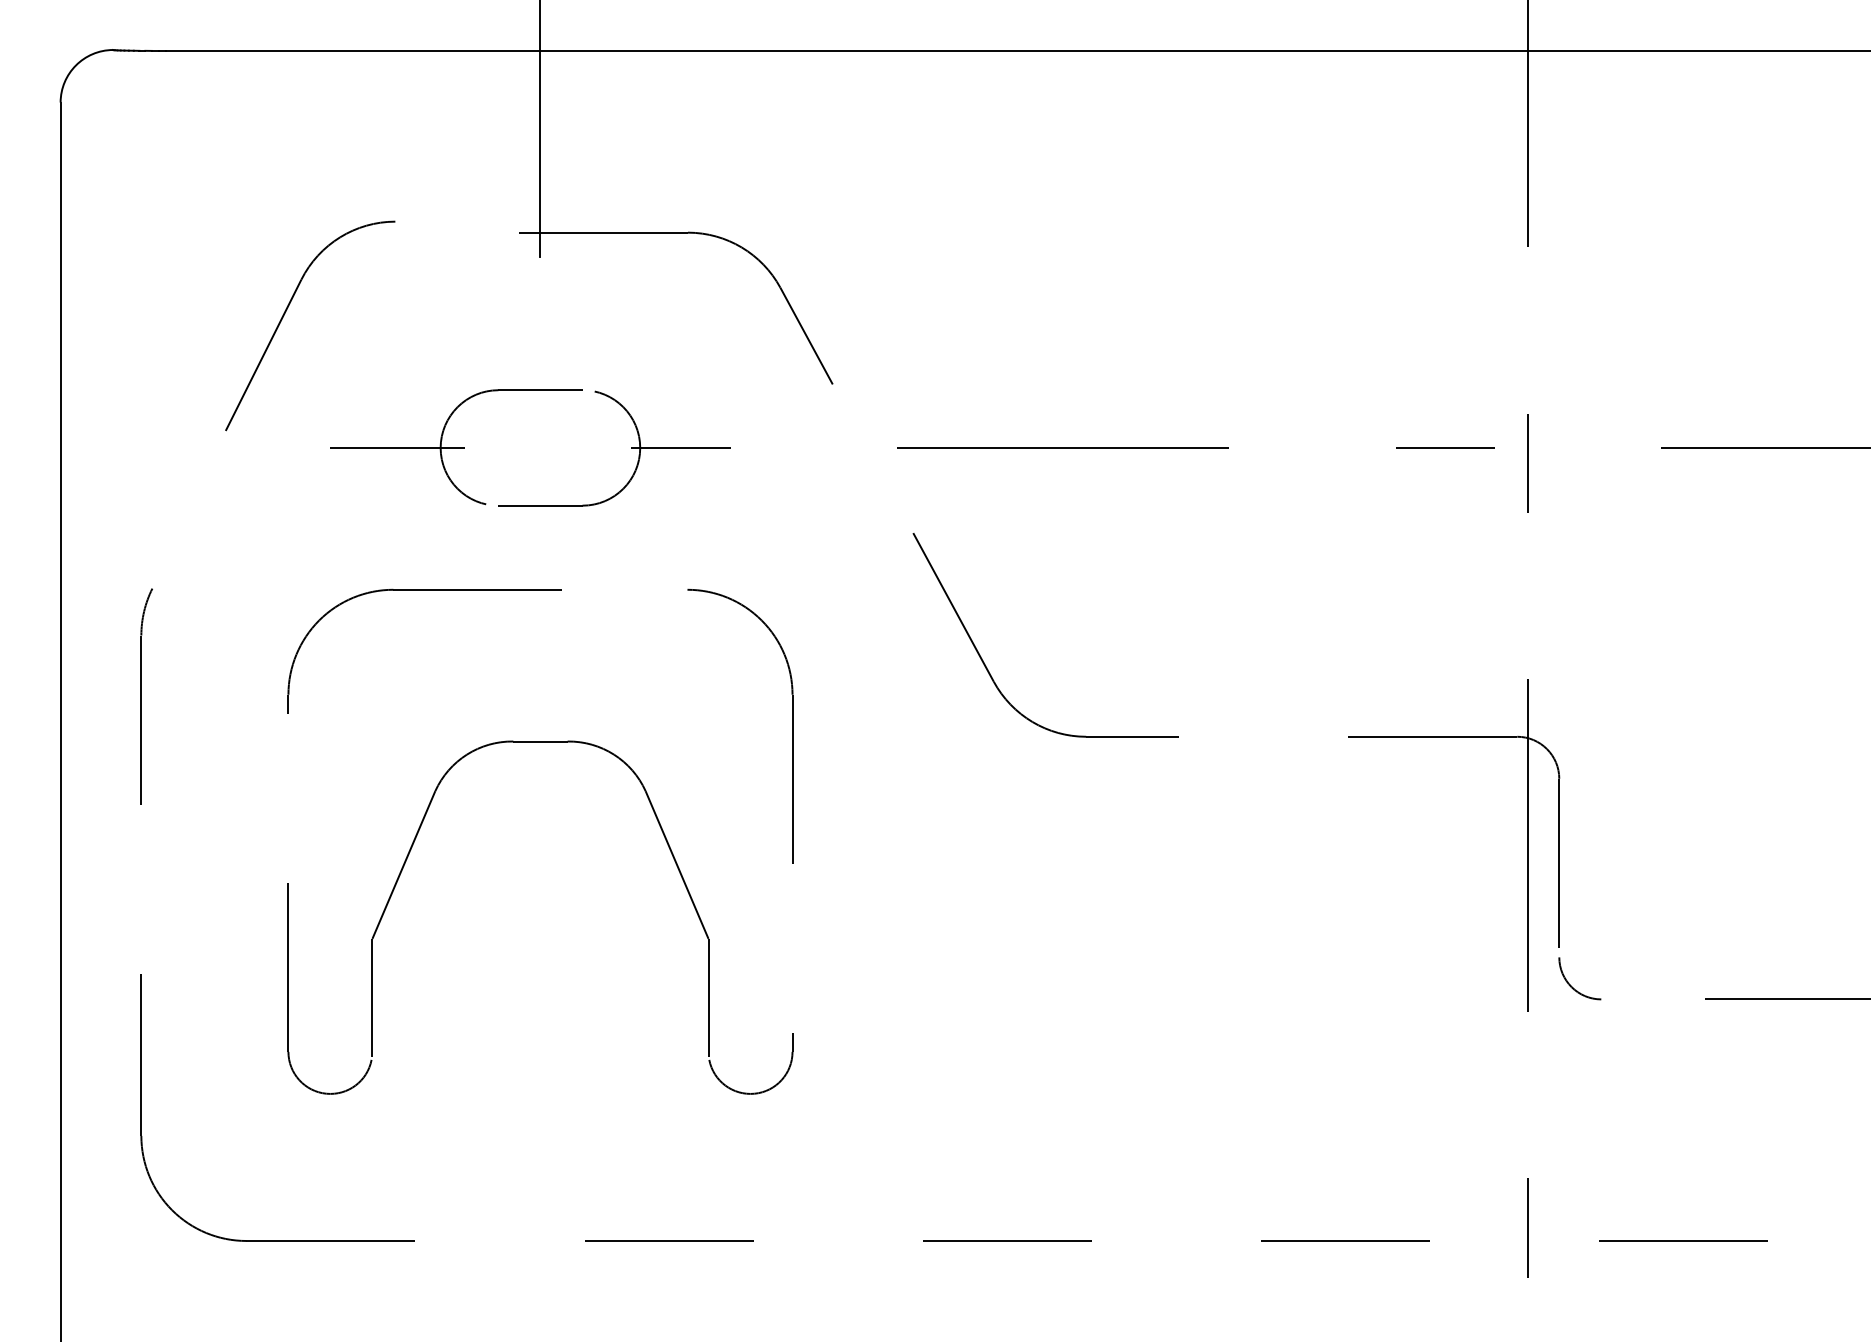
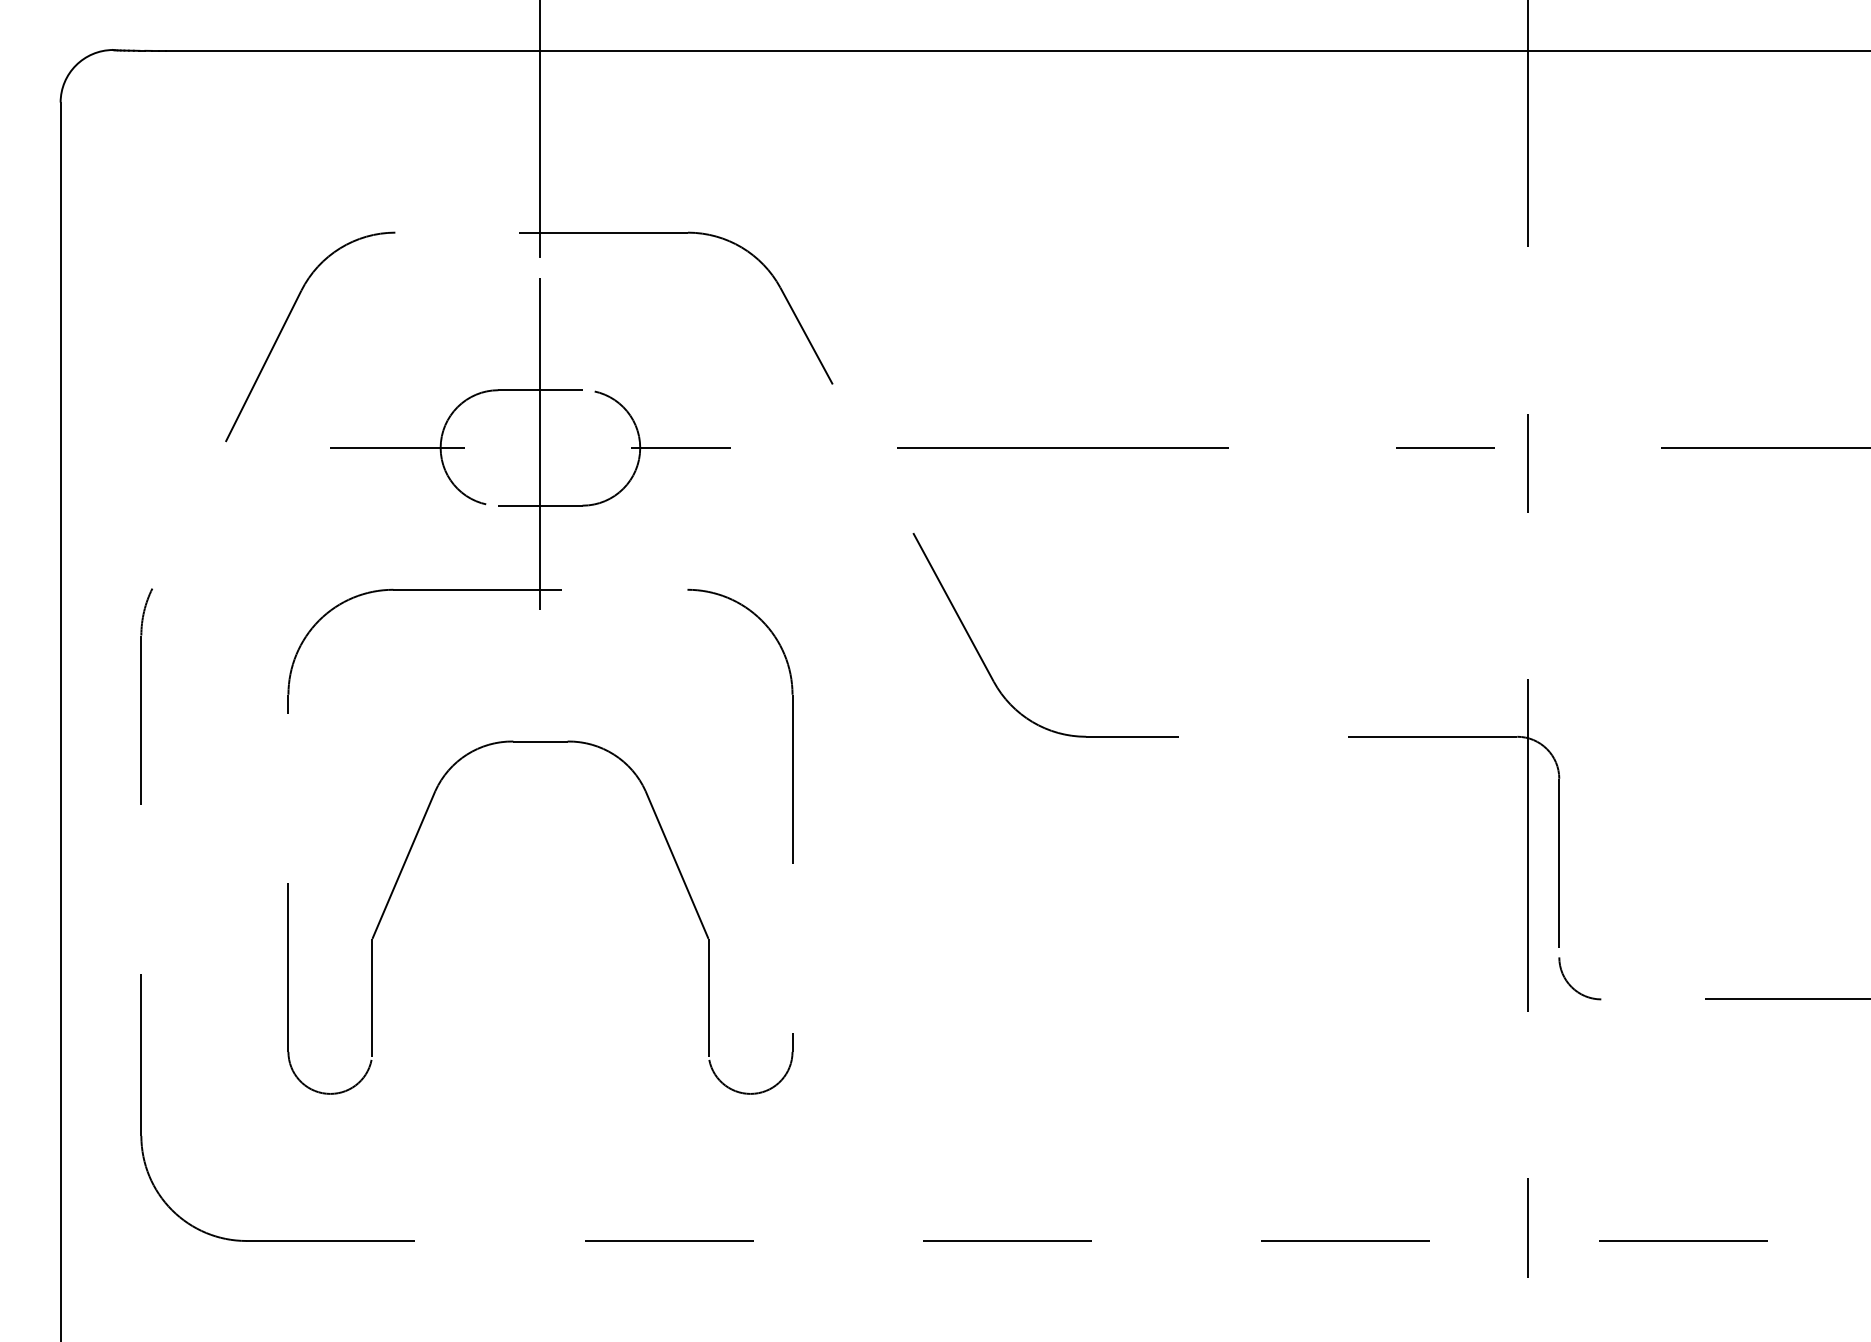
part position: (285, 313) -> (285, 324) (285, 324)
line: none -> present (540, 453)
